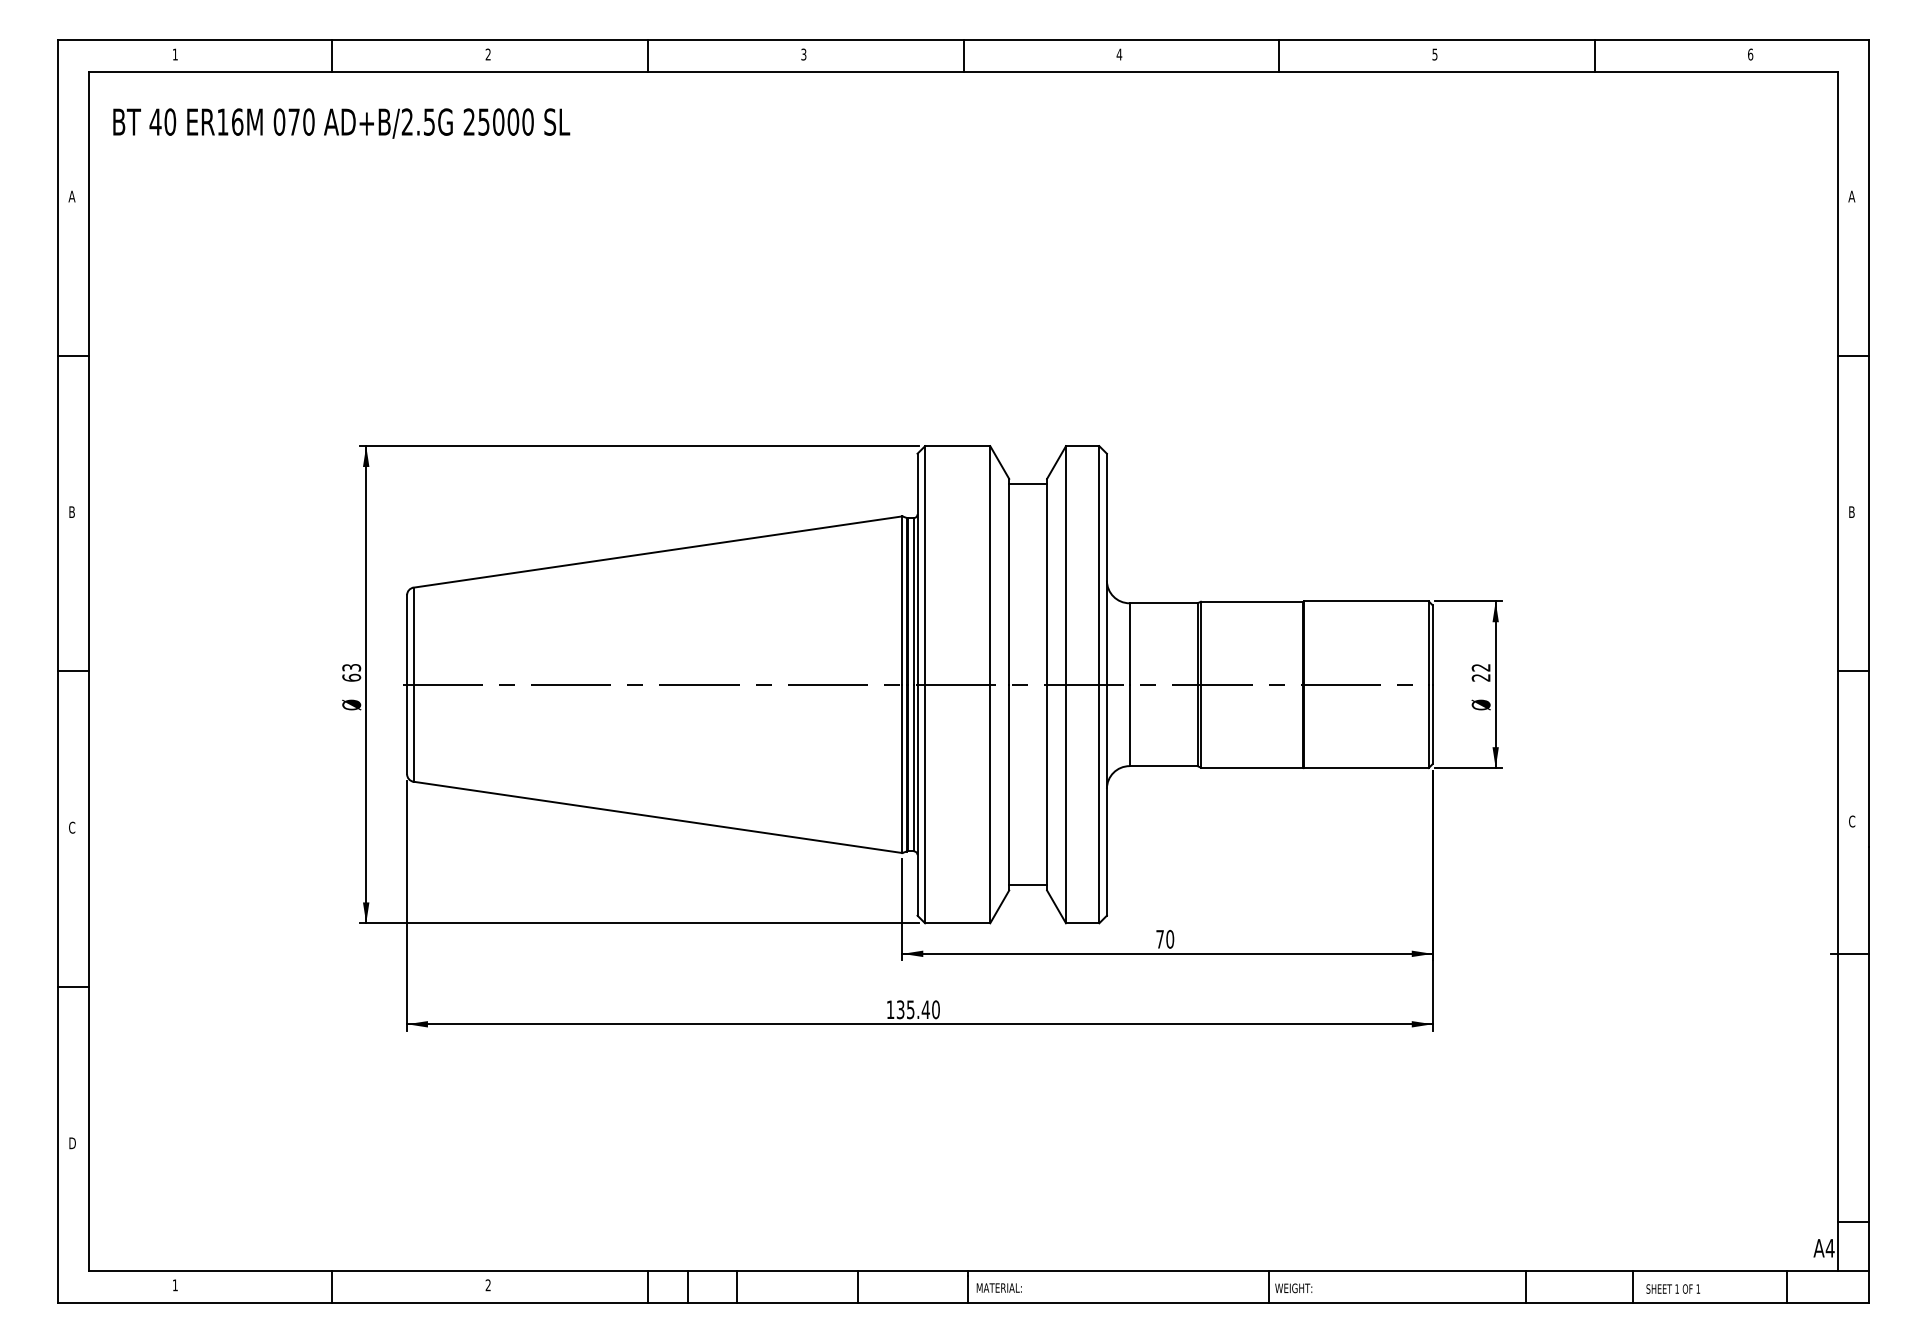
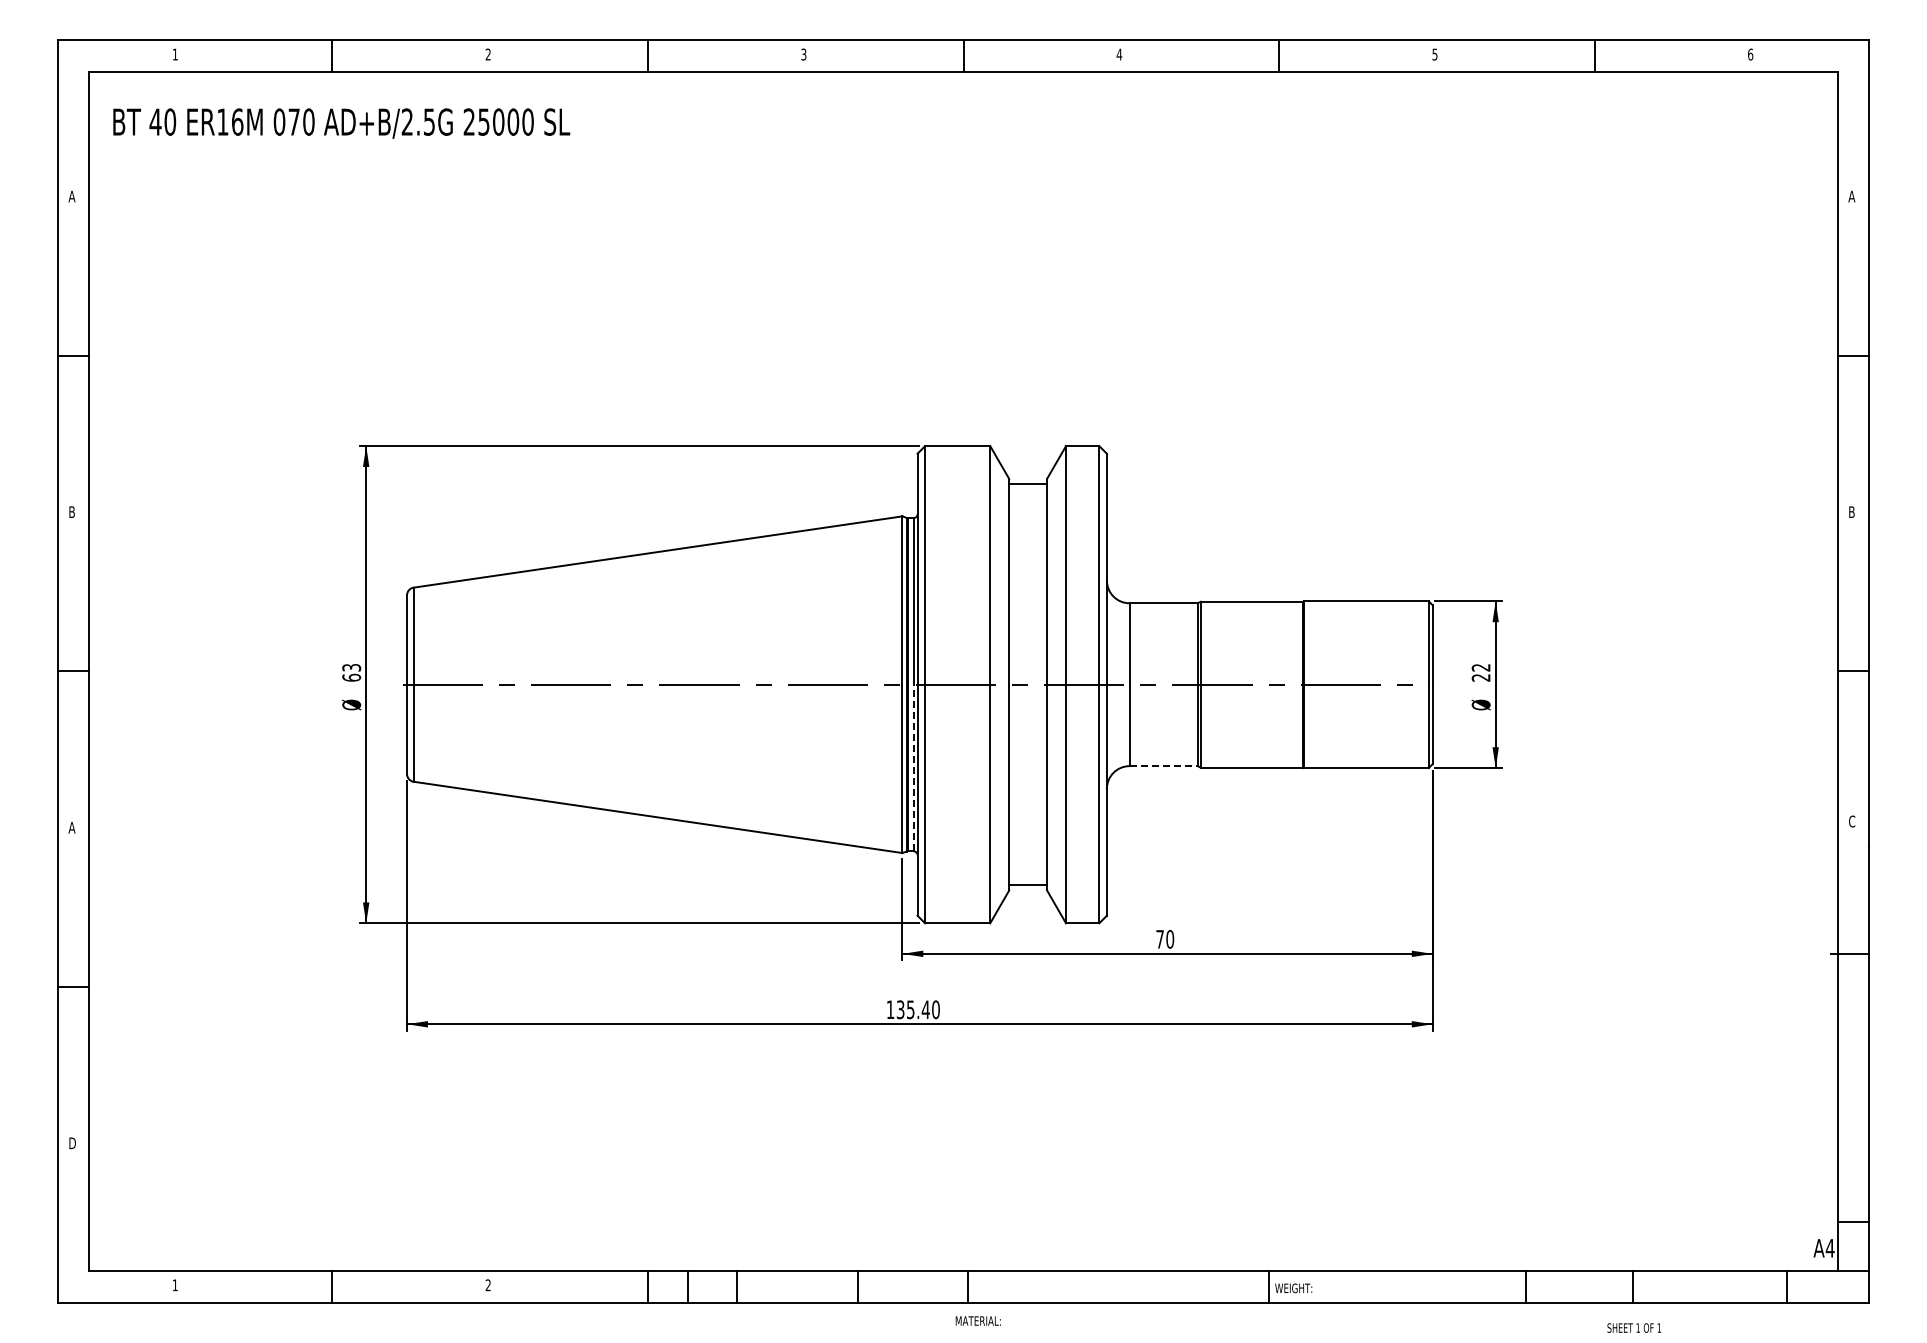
line: solid -> dashed (1163, 766)
line: solid -> dashed (913, 767)
text: C -> A (71, 827)
text position: (998, 1287) -> (977, 1320) (977, 1320)
text position: (1673, 1288) -> (1634, 1327) (1634, 1327)
